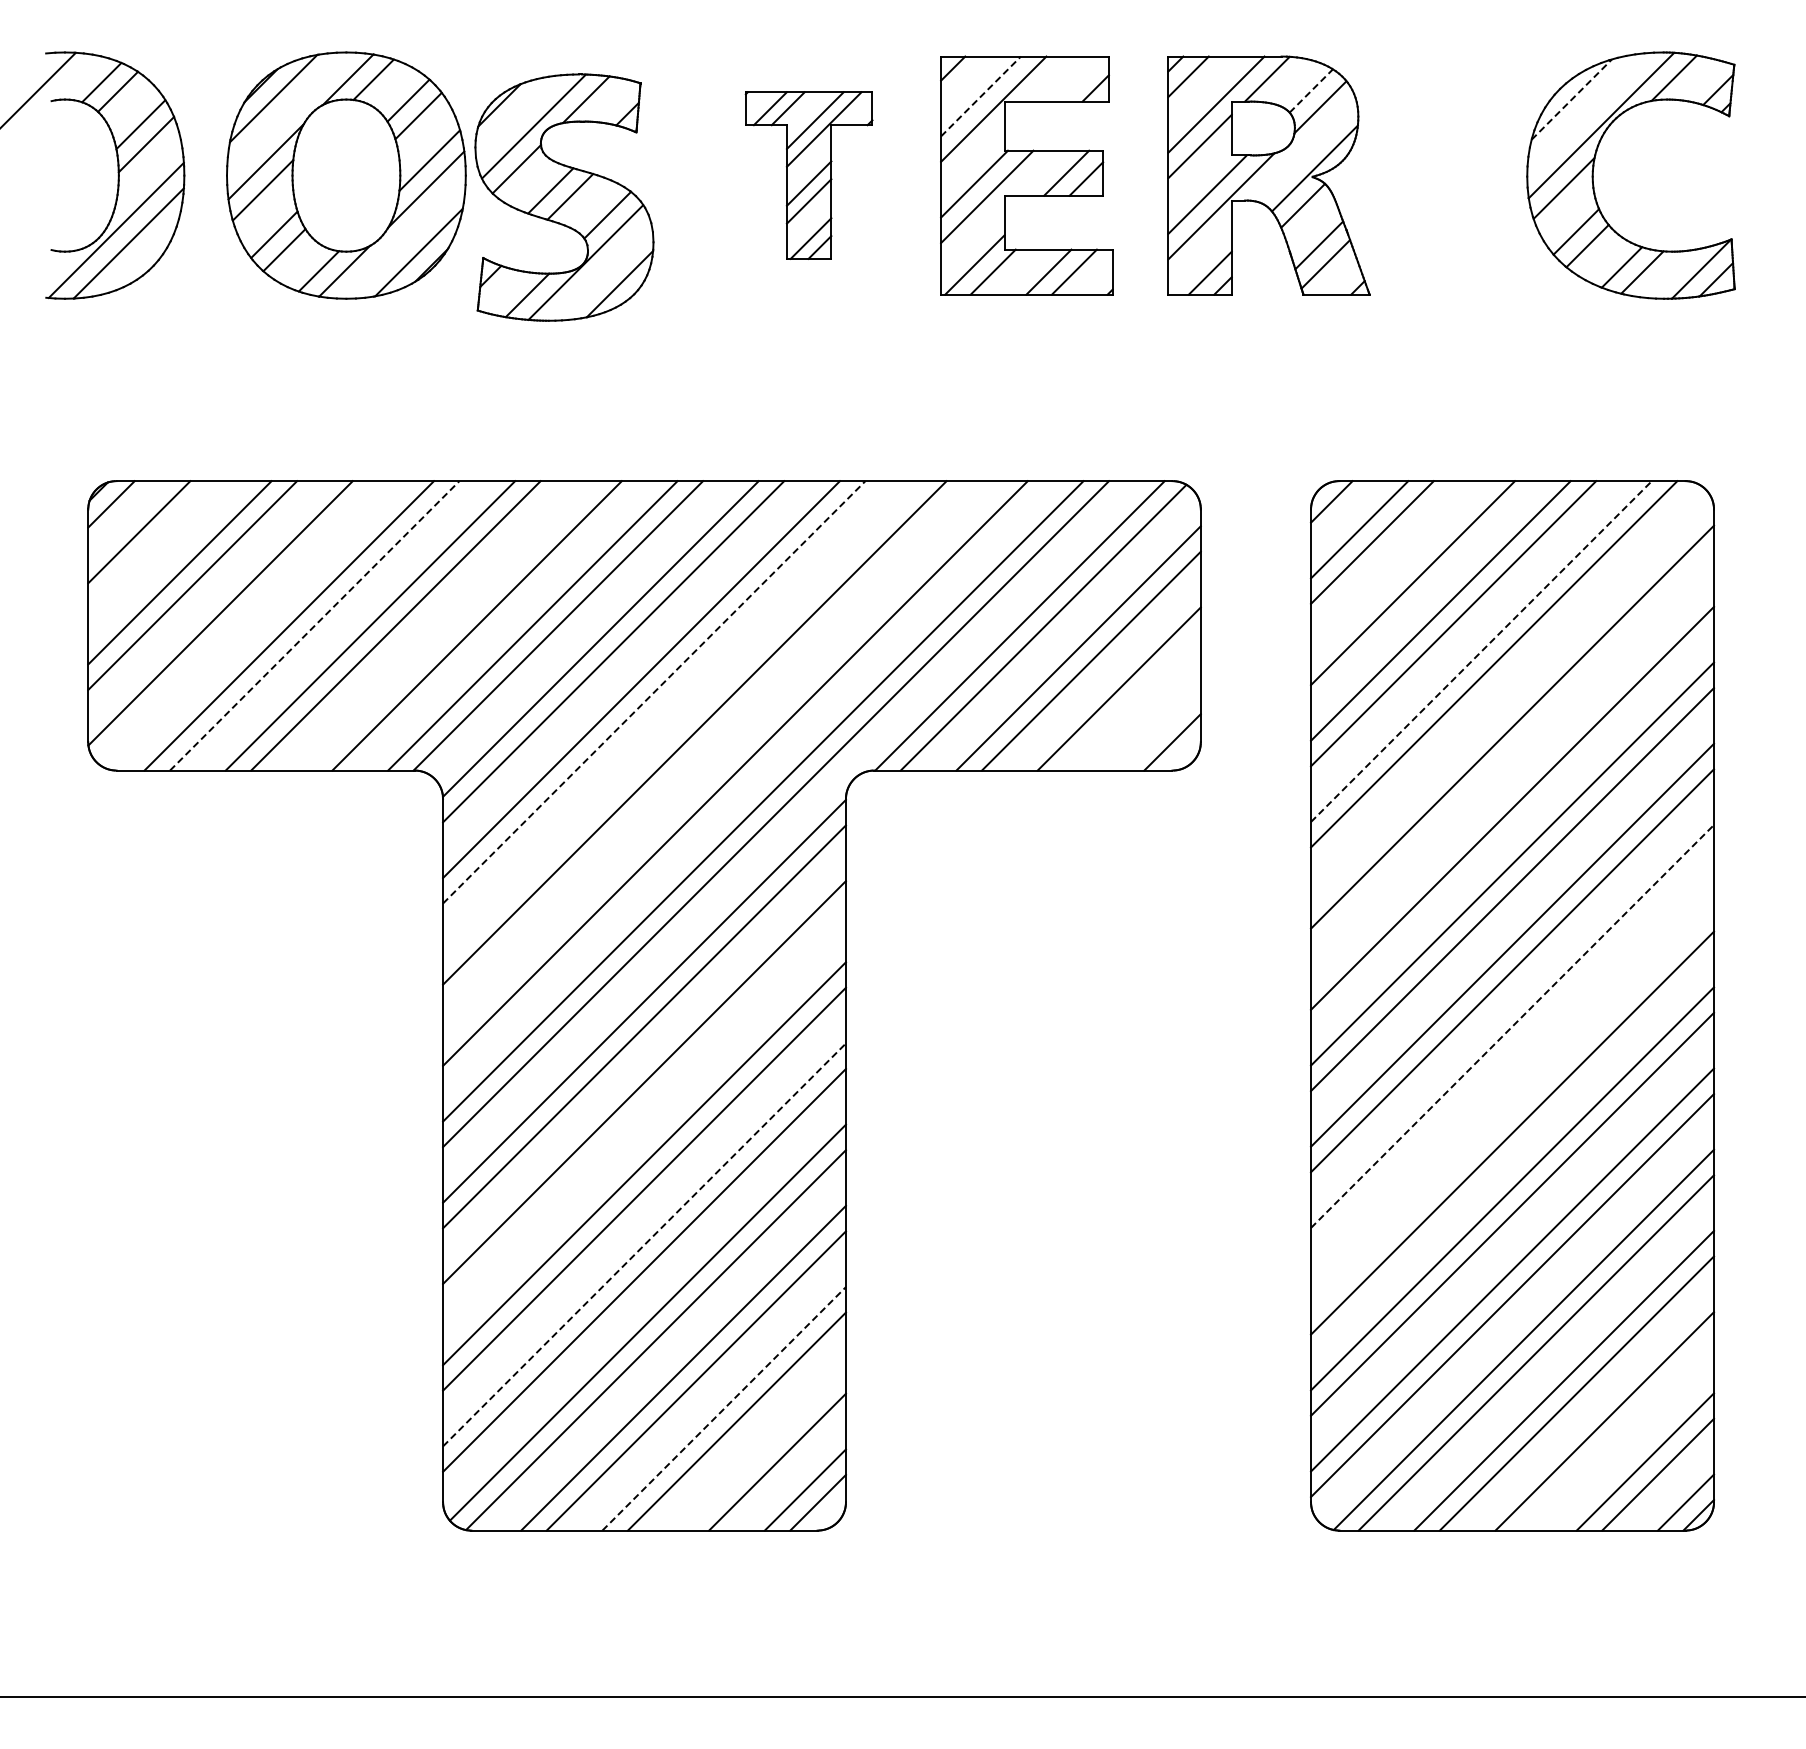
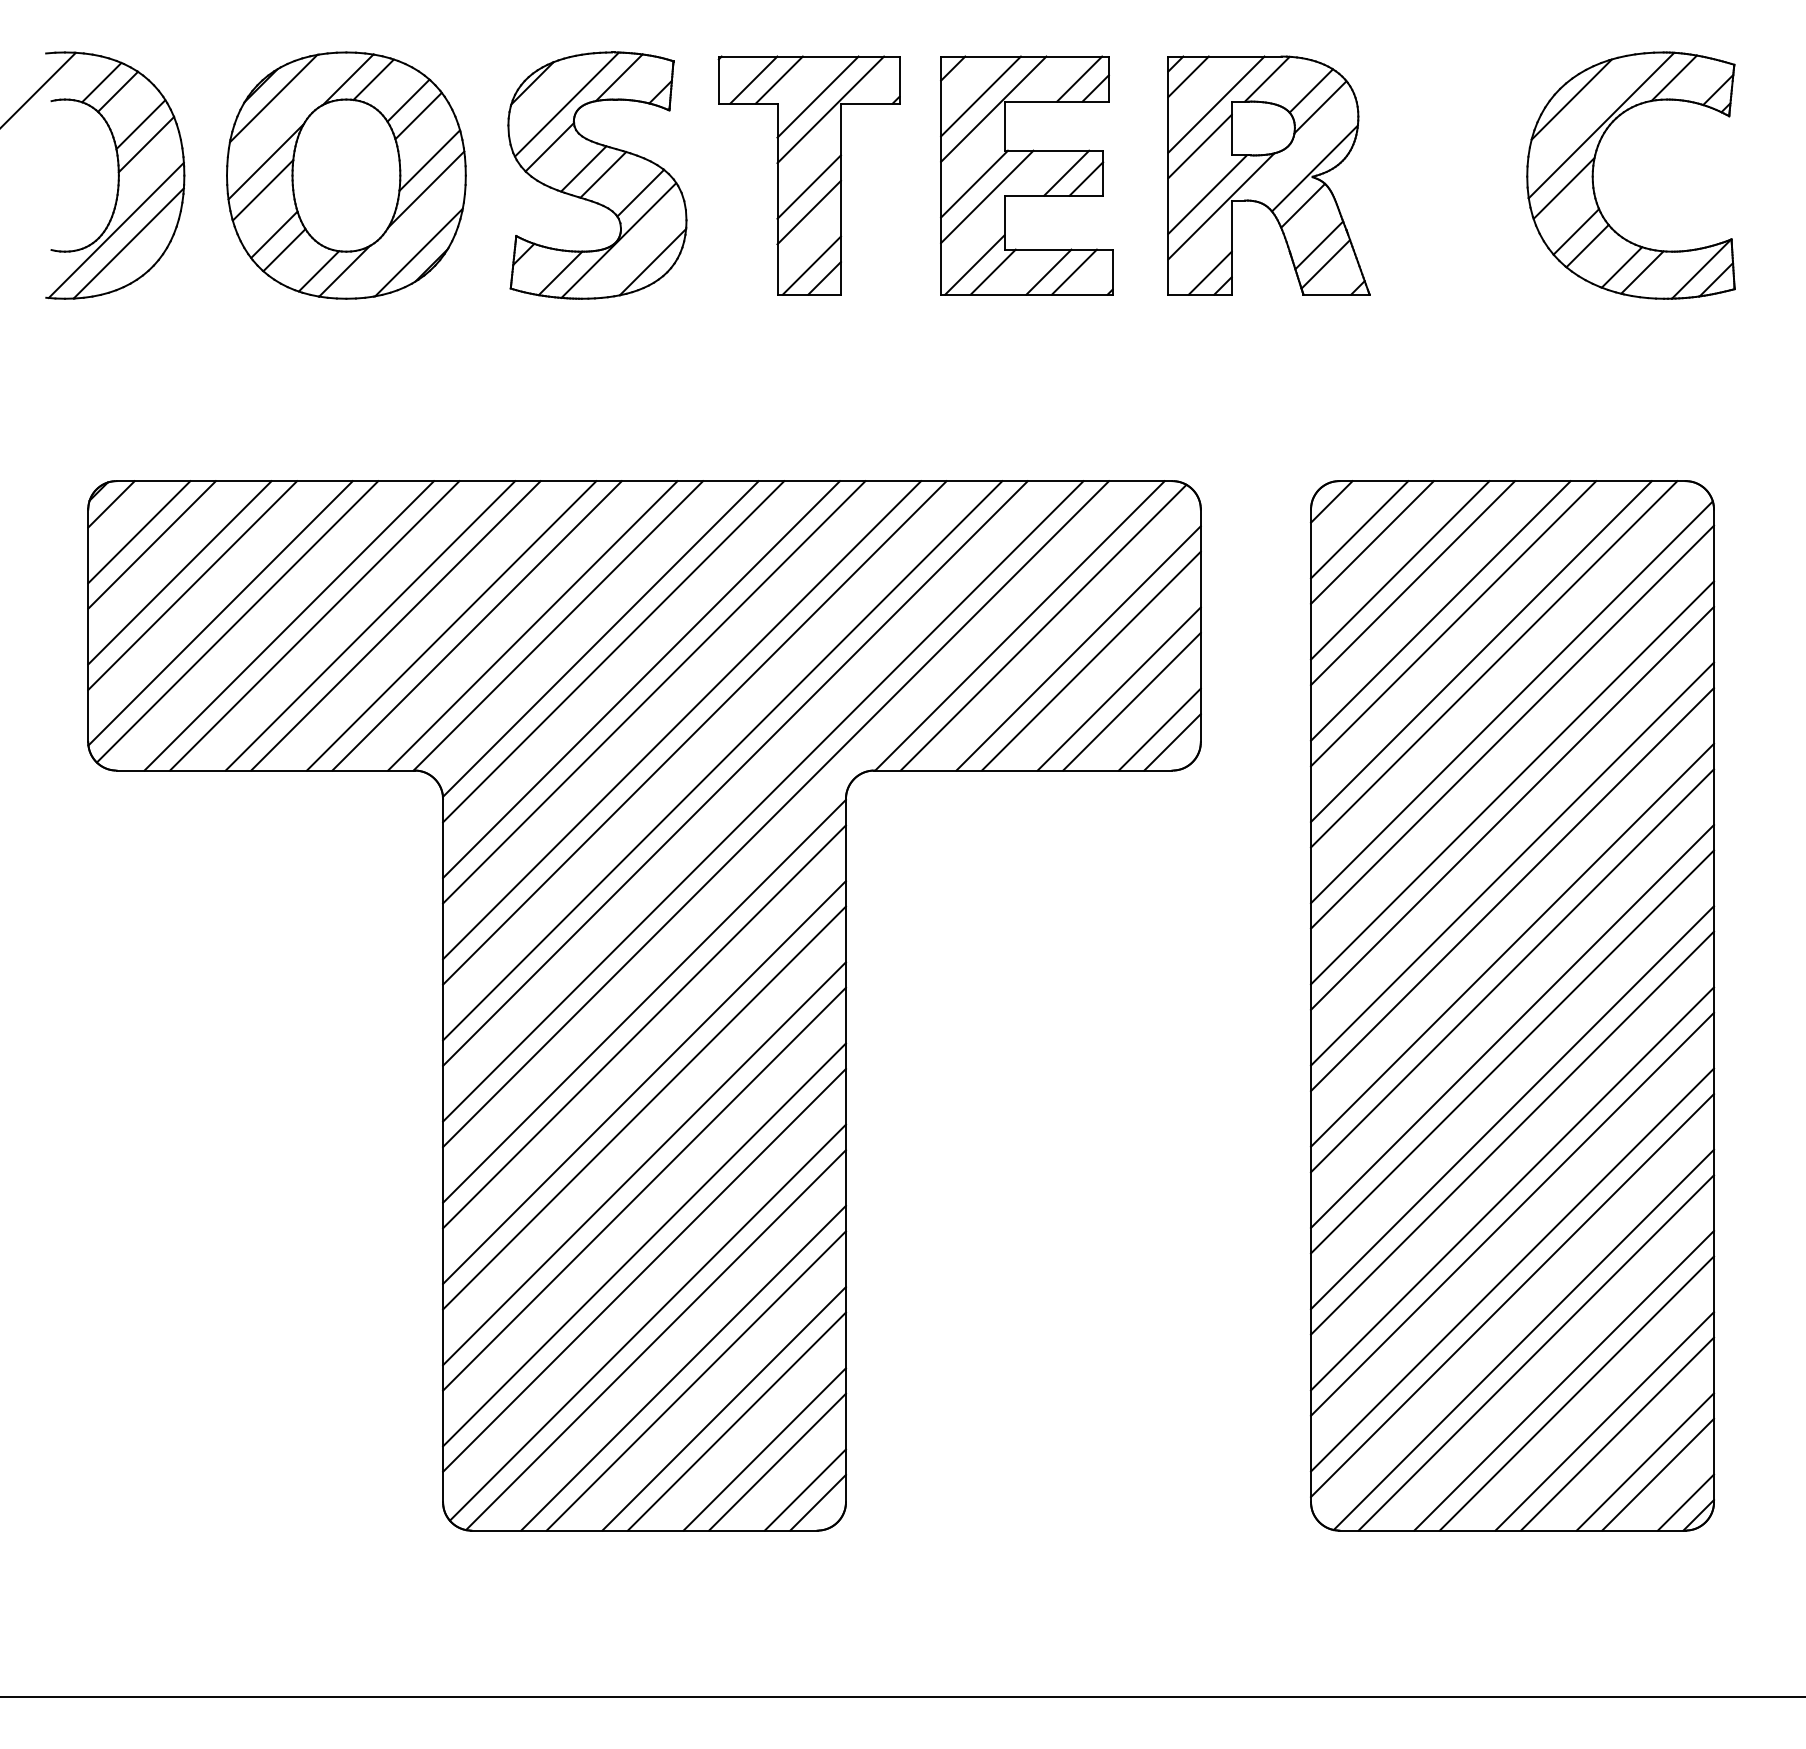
line: none -> present (1079, 78)
line: dashed -> solid (1311, 90)
line: dashed -> solid (981, 96)
line: dashed -> solid (1571, 99)
part size: 130x169 px -> 184x241 px (808, 175)
part position: (564, 197) -> (597, 175) (597, 175)
line: none -> present (151, 544)
line: none -> present (1400, 570)
line: none -> present (237, 621)
line: dashed -> solid (314, 625)
line: none -> present (451, 625)
line: dashed -> solid (1481, 651)
line: dashed -> solid (654, 692)
line: none -> present (1131, 701)
line: none -> present (1511, 702)
line: none -> present (682, 720)
line: none -> present (1159, 729)
line: none -> present (722, 760)
line: none -> present (1512, 782)
line: dashed -> solid (1512, 1026)
line: none -> present (1512, 1051)
line: none -> present (644, 1107)
line: none -> present (1512, 1107)
line: dashed -> solid (644, 1244)
line: dashed -> solid (724, 1408)
line: none -> present (1617, 1433)
line: none -> present (764, 1449)
